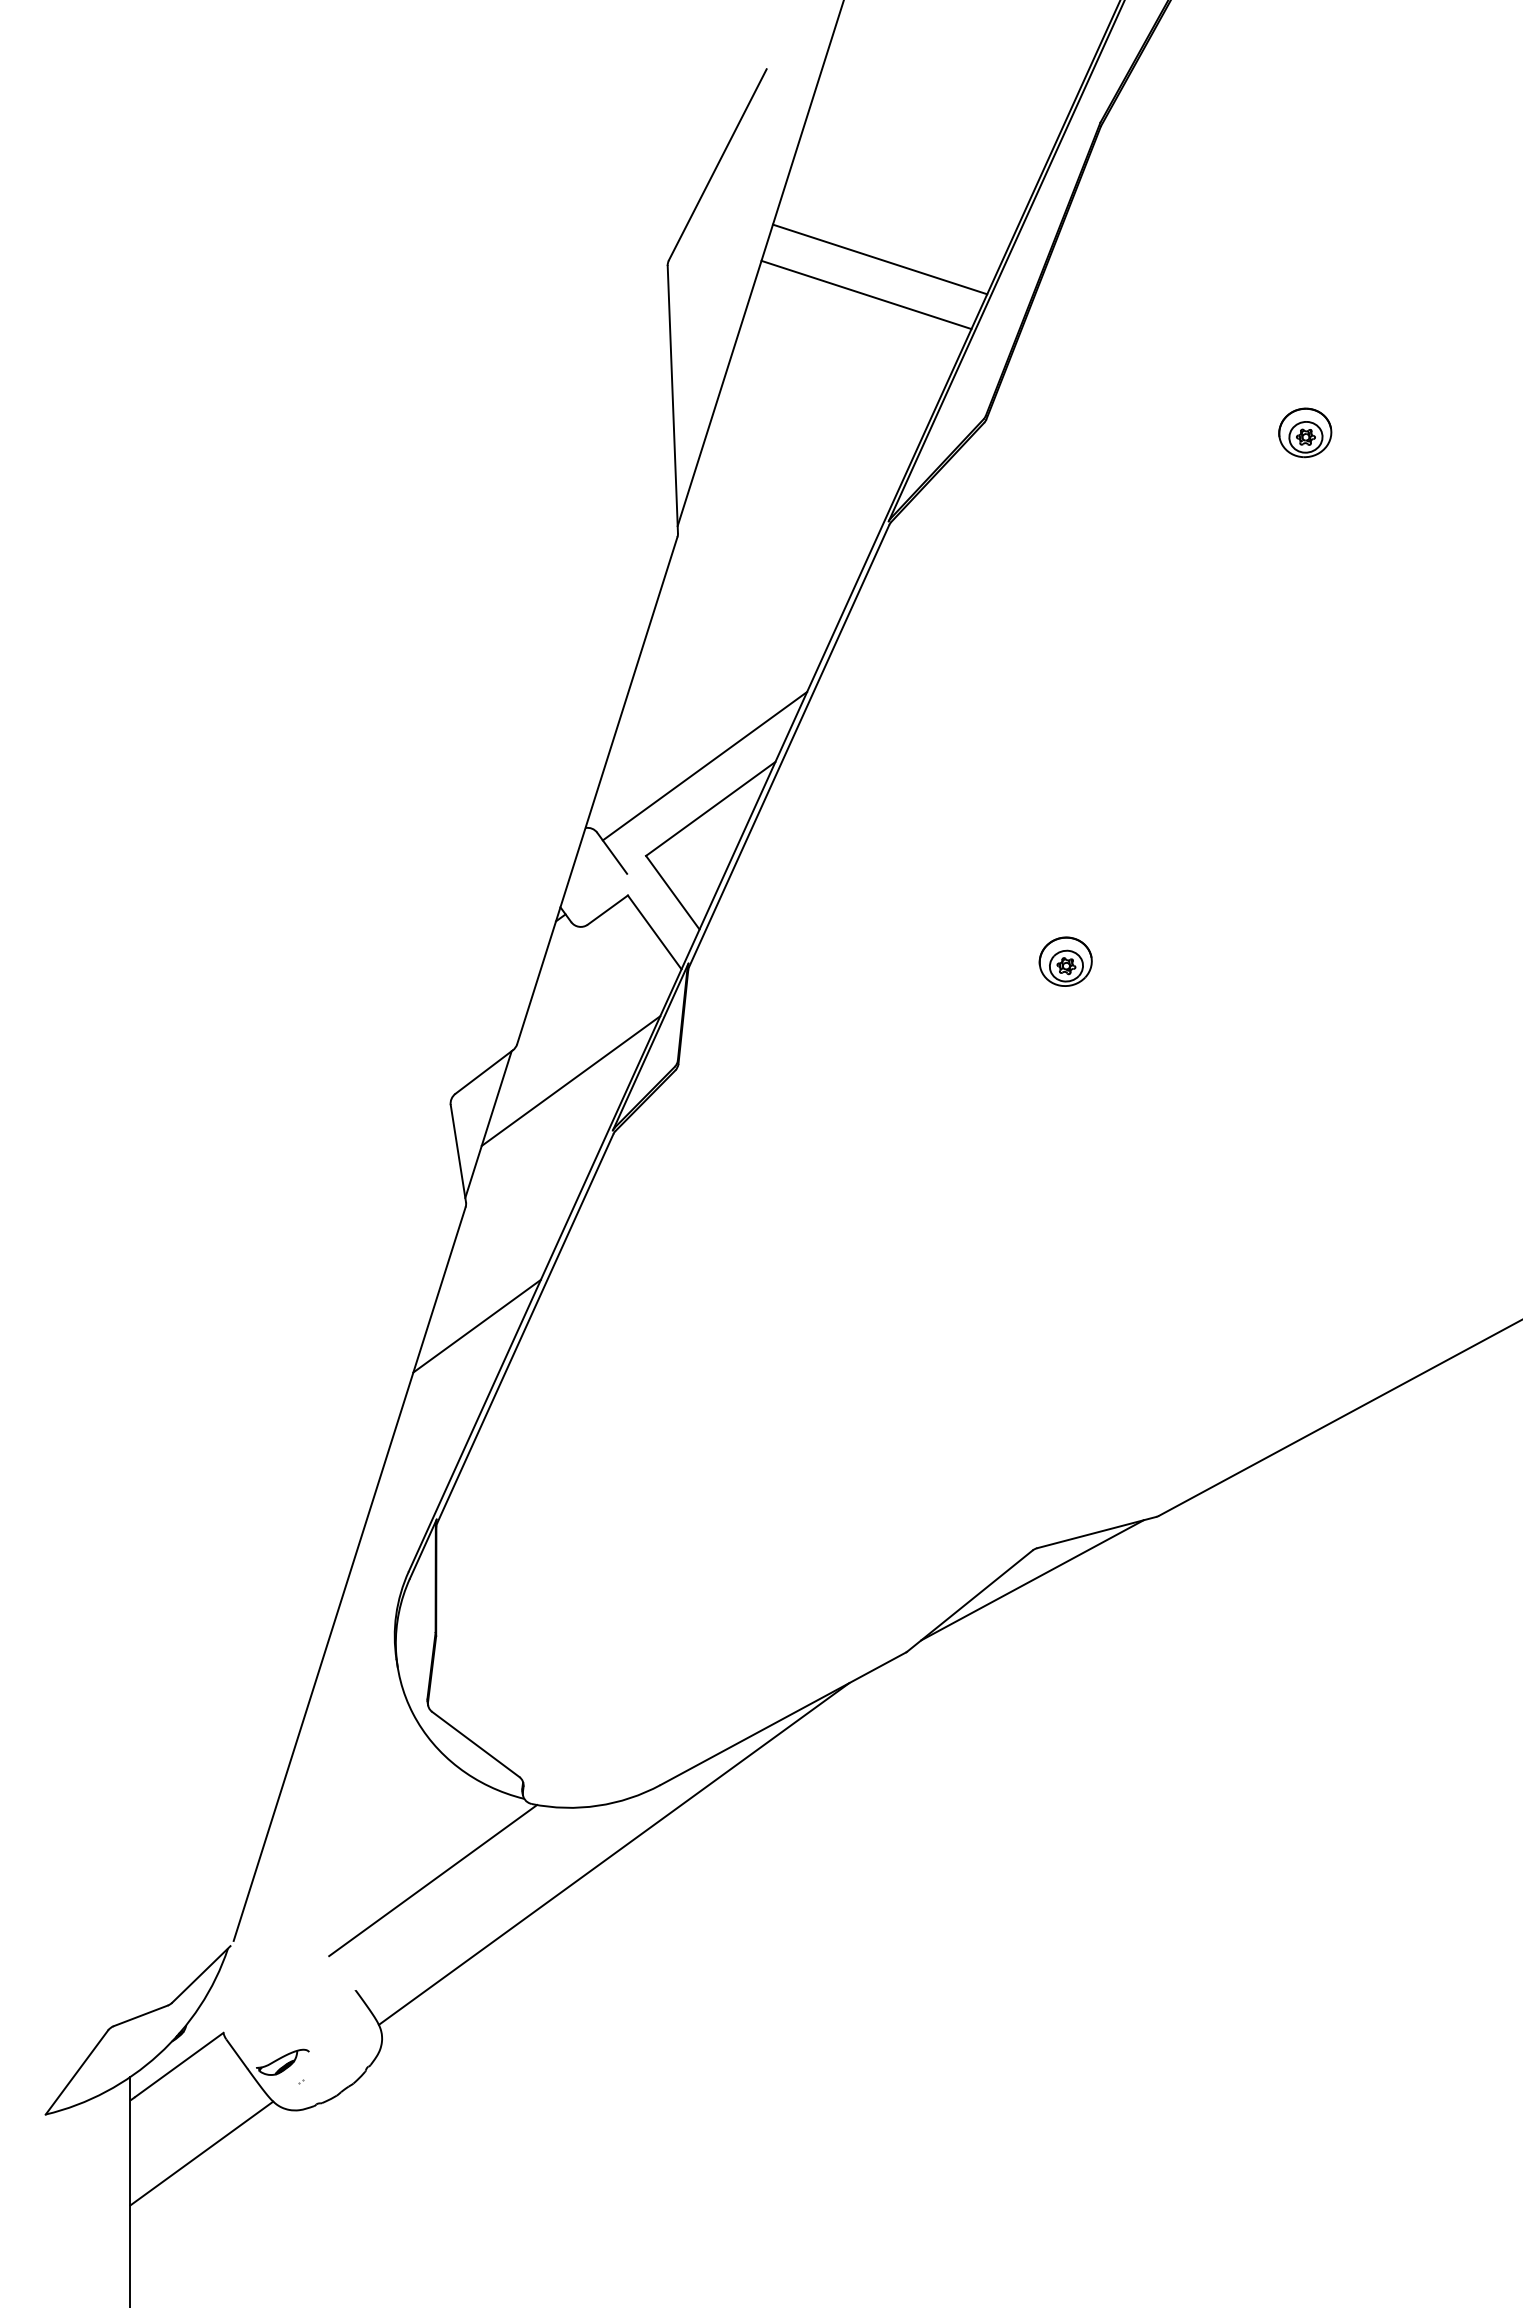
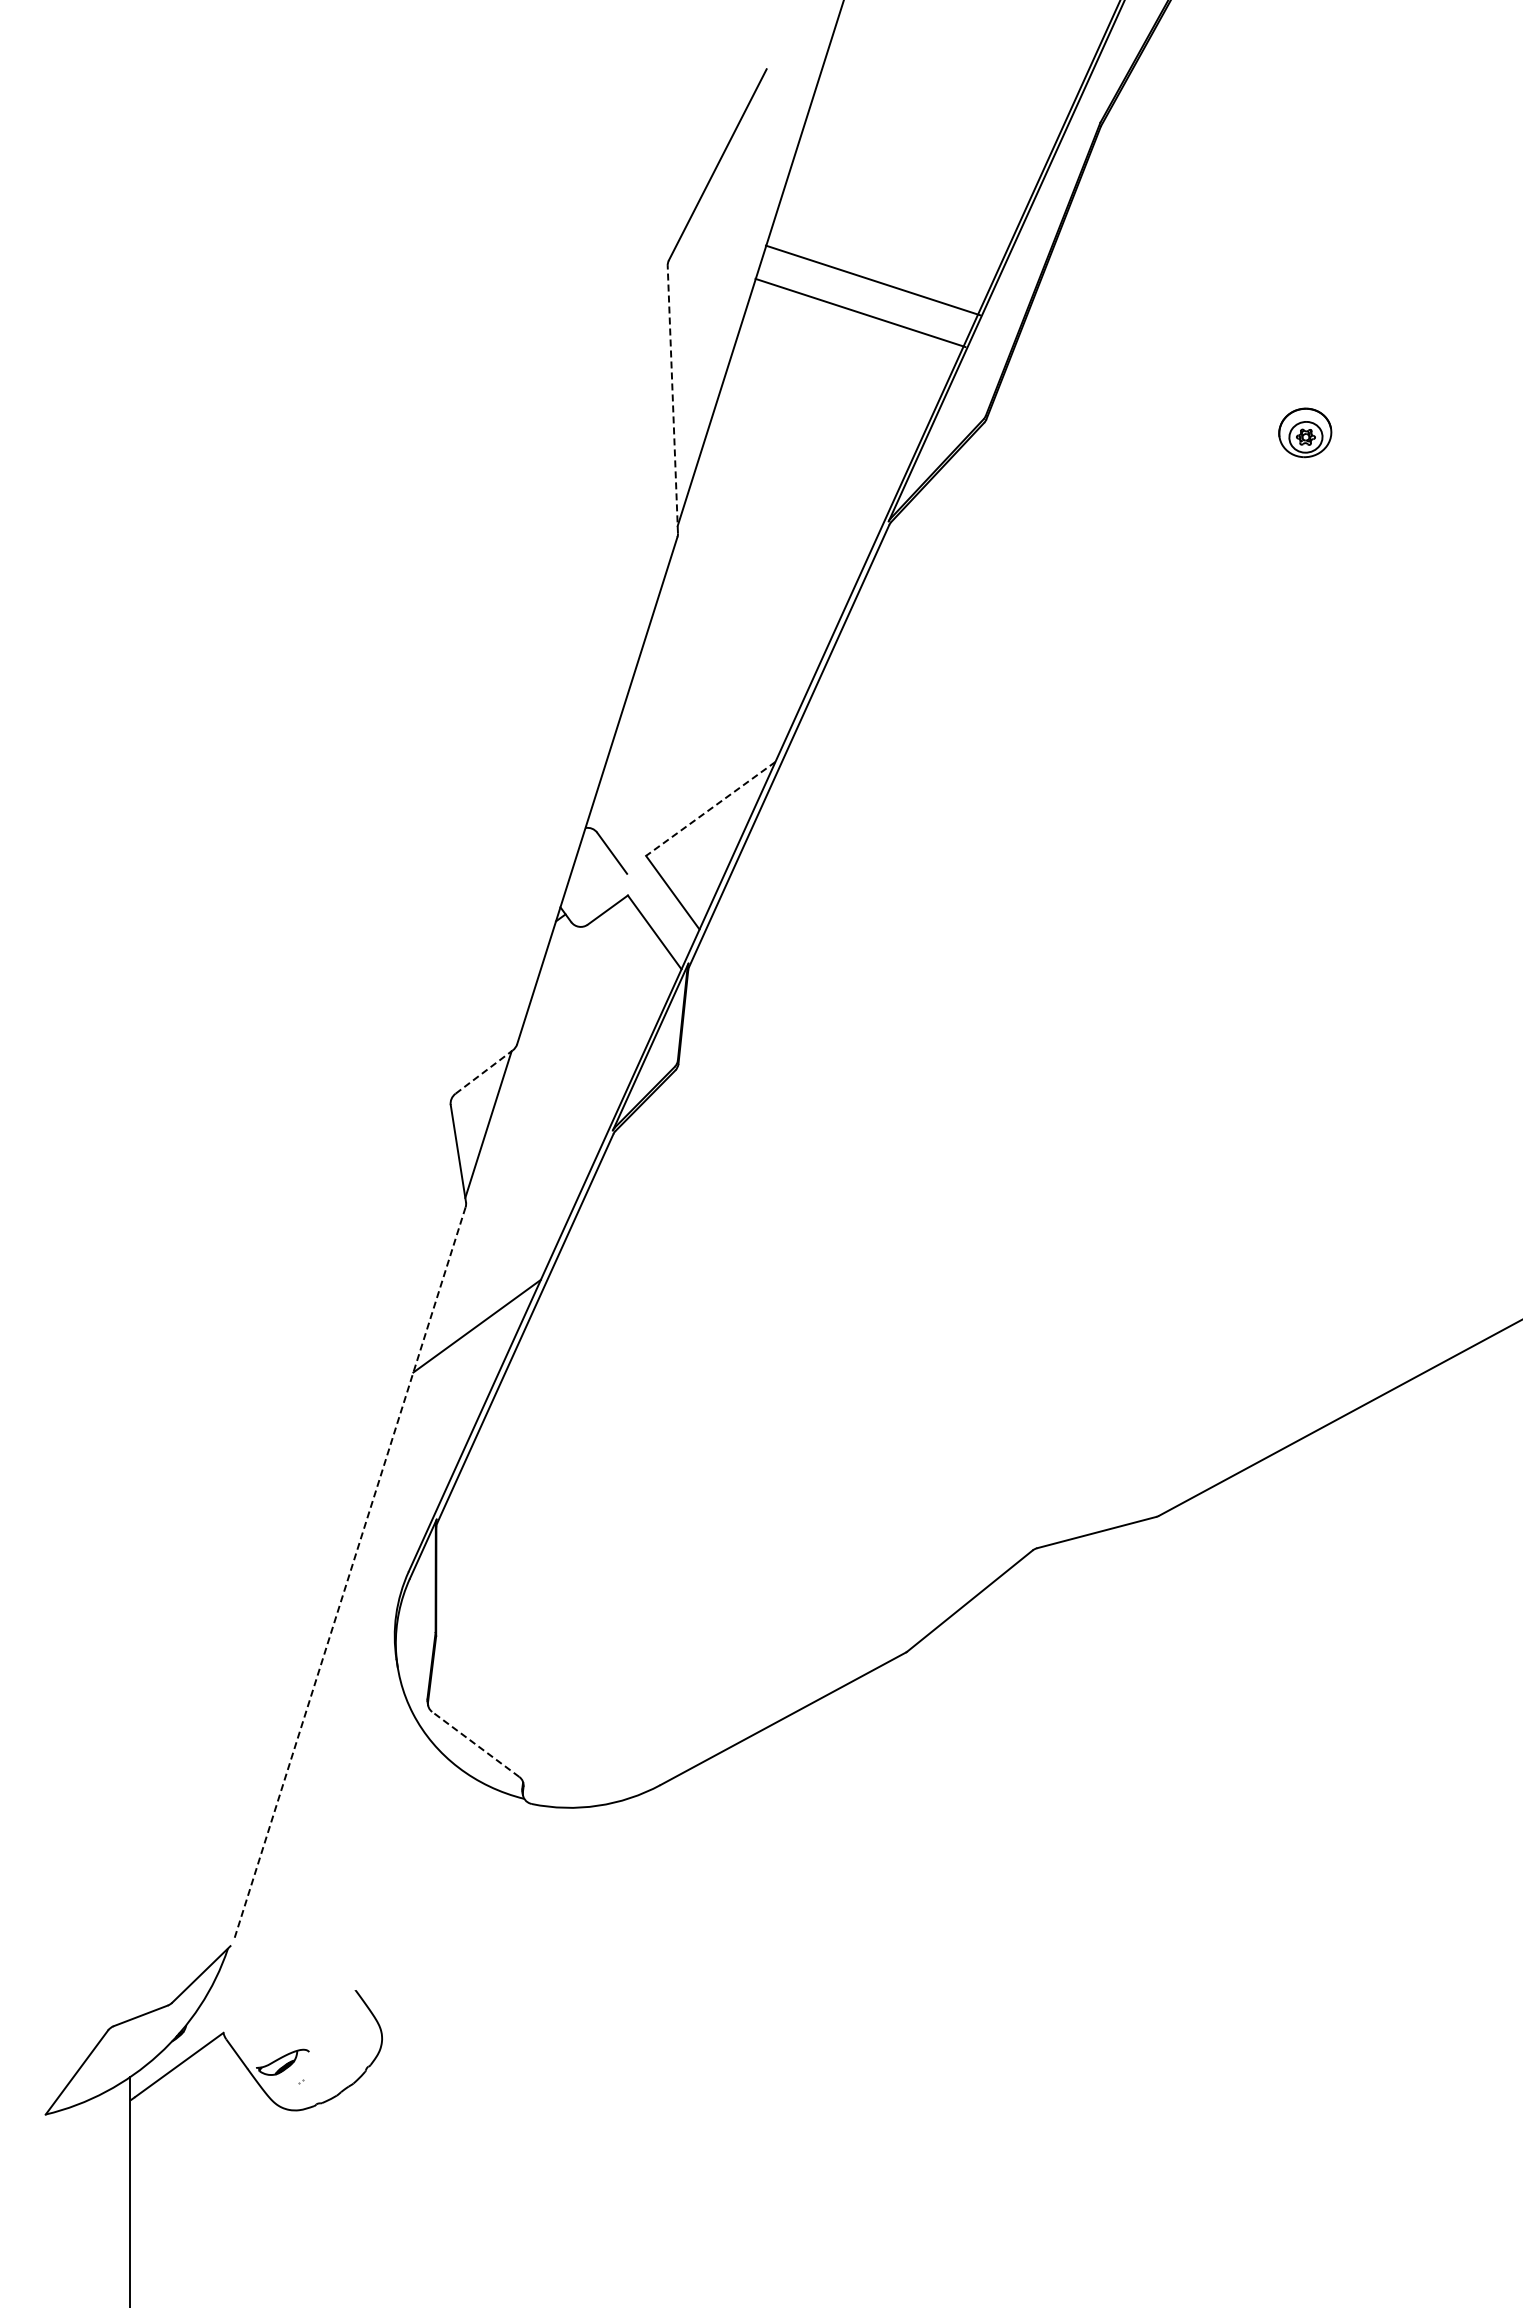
line position: (879, 259) -> (872, 280) (872, 280)
line position: (866, 294) -> (860, 312) (860, 312)
line: solid -> dashed (672, 399)
line: present -> none (704, 765)
line: solid -> dashed (710, 808)
part: present -> none (1065, 961)
line: solid -> dashed (484, 1072)
line: present -> none (570, 1080)
line: solid -> dashed (349, 1574)
line: present -> none (1032, 1580)
line: solid -> dashed (475, 1744)
line: present -> none (613, 1853)
line: present -> none (433, 1880)
line: present -> none (201, 2153)
